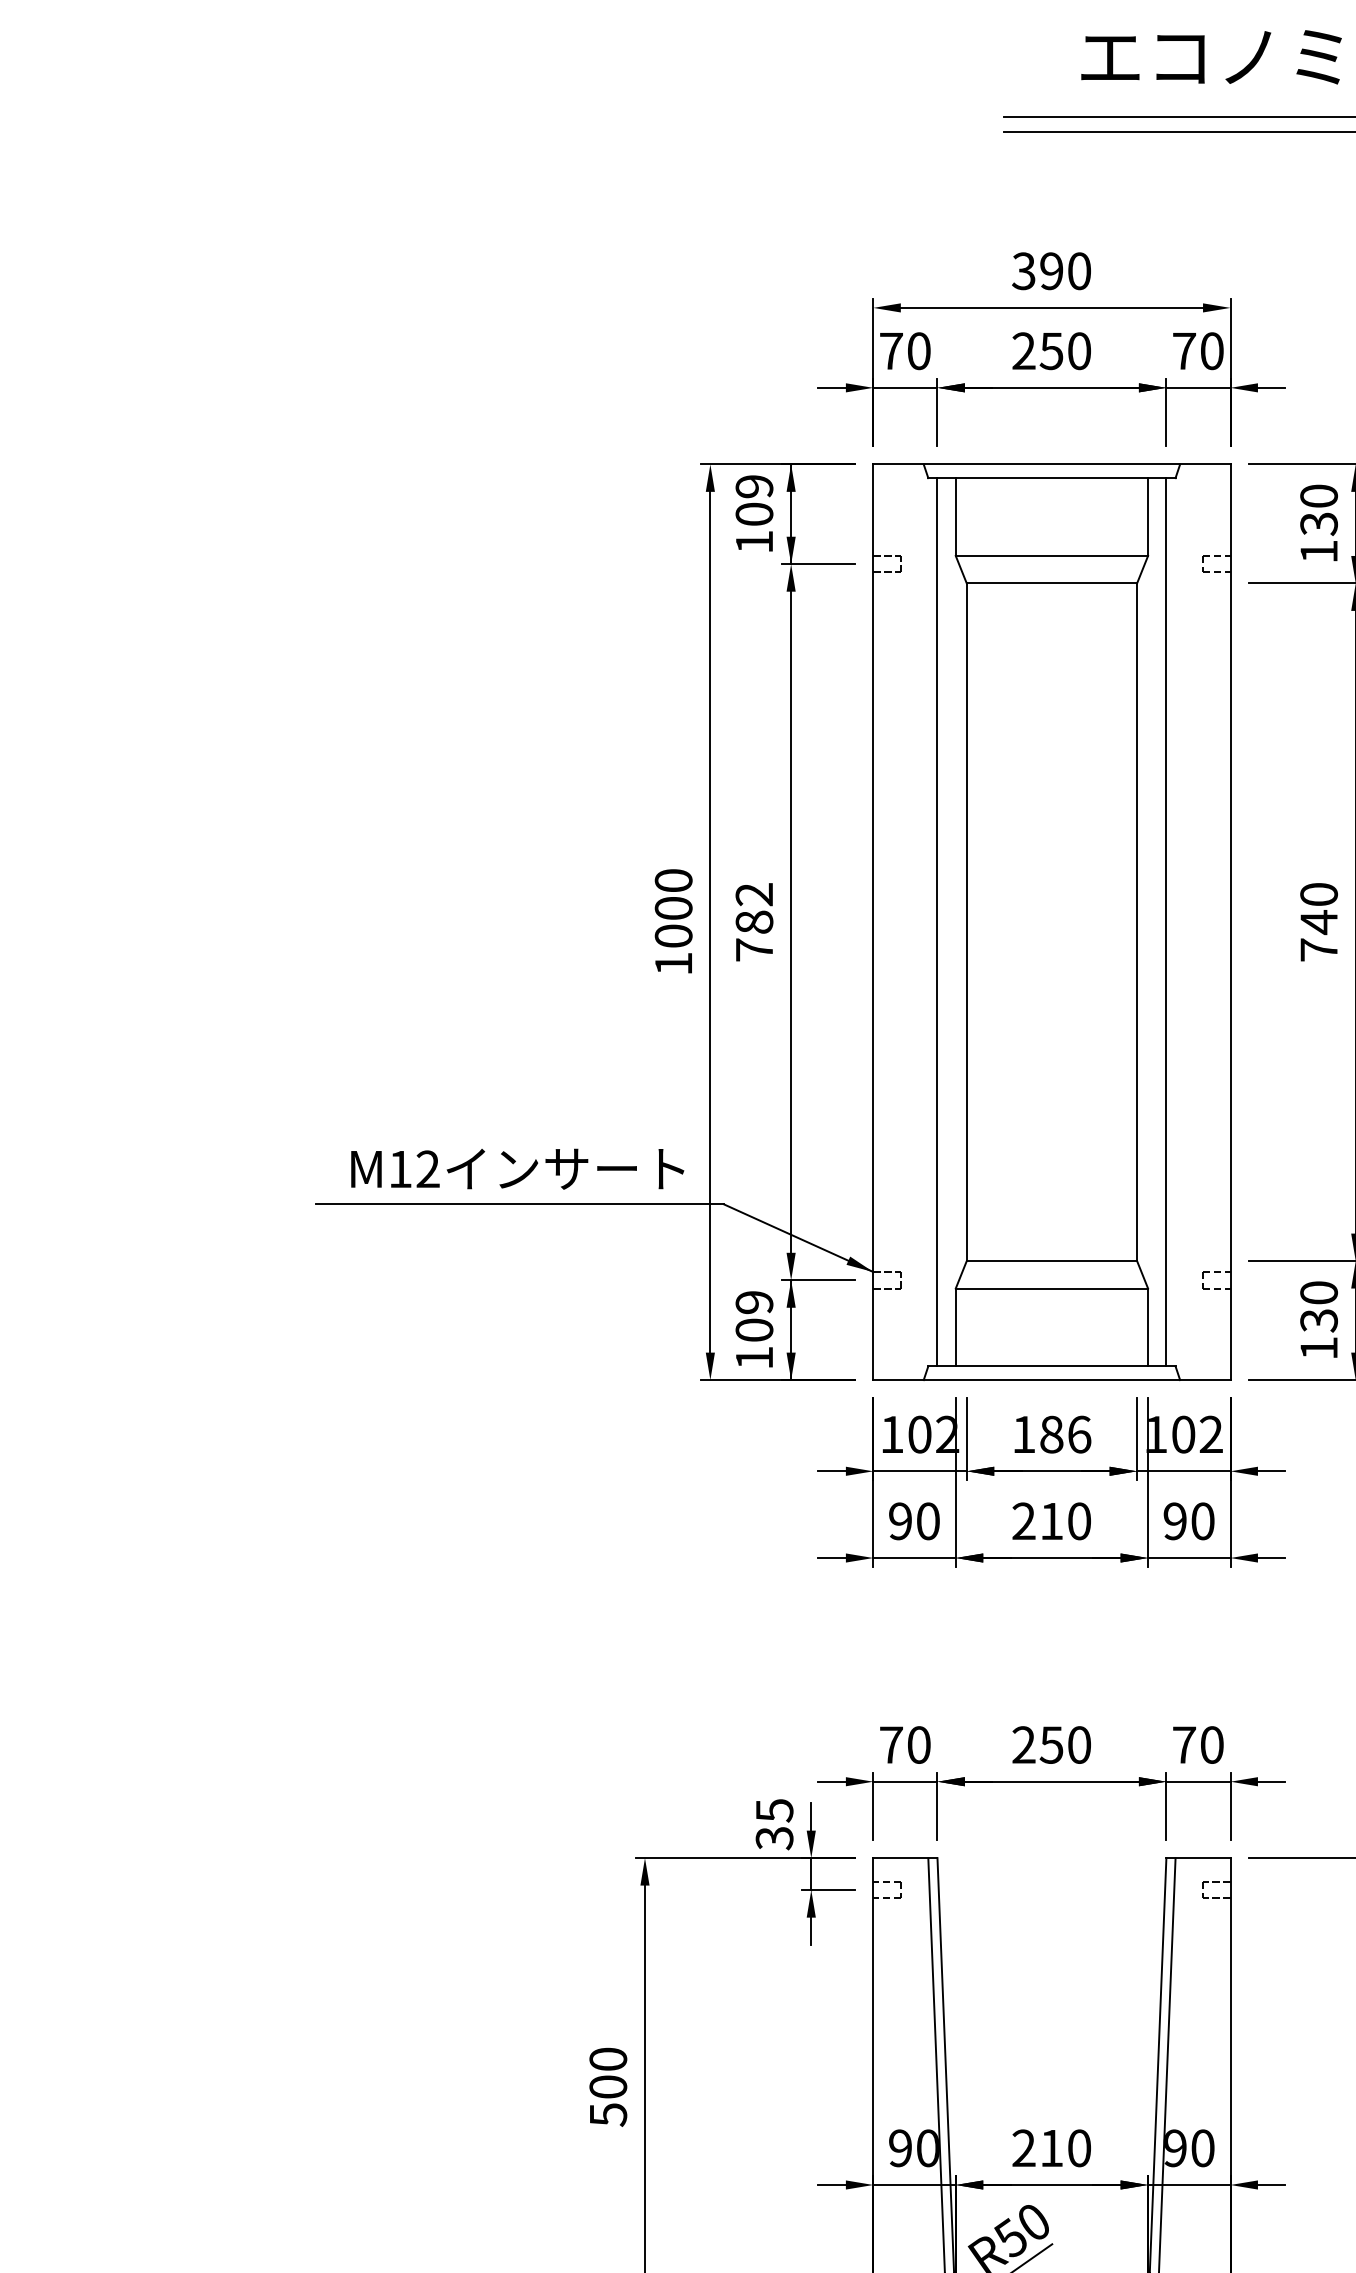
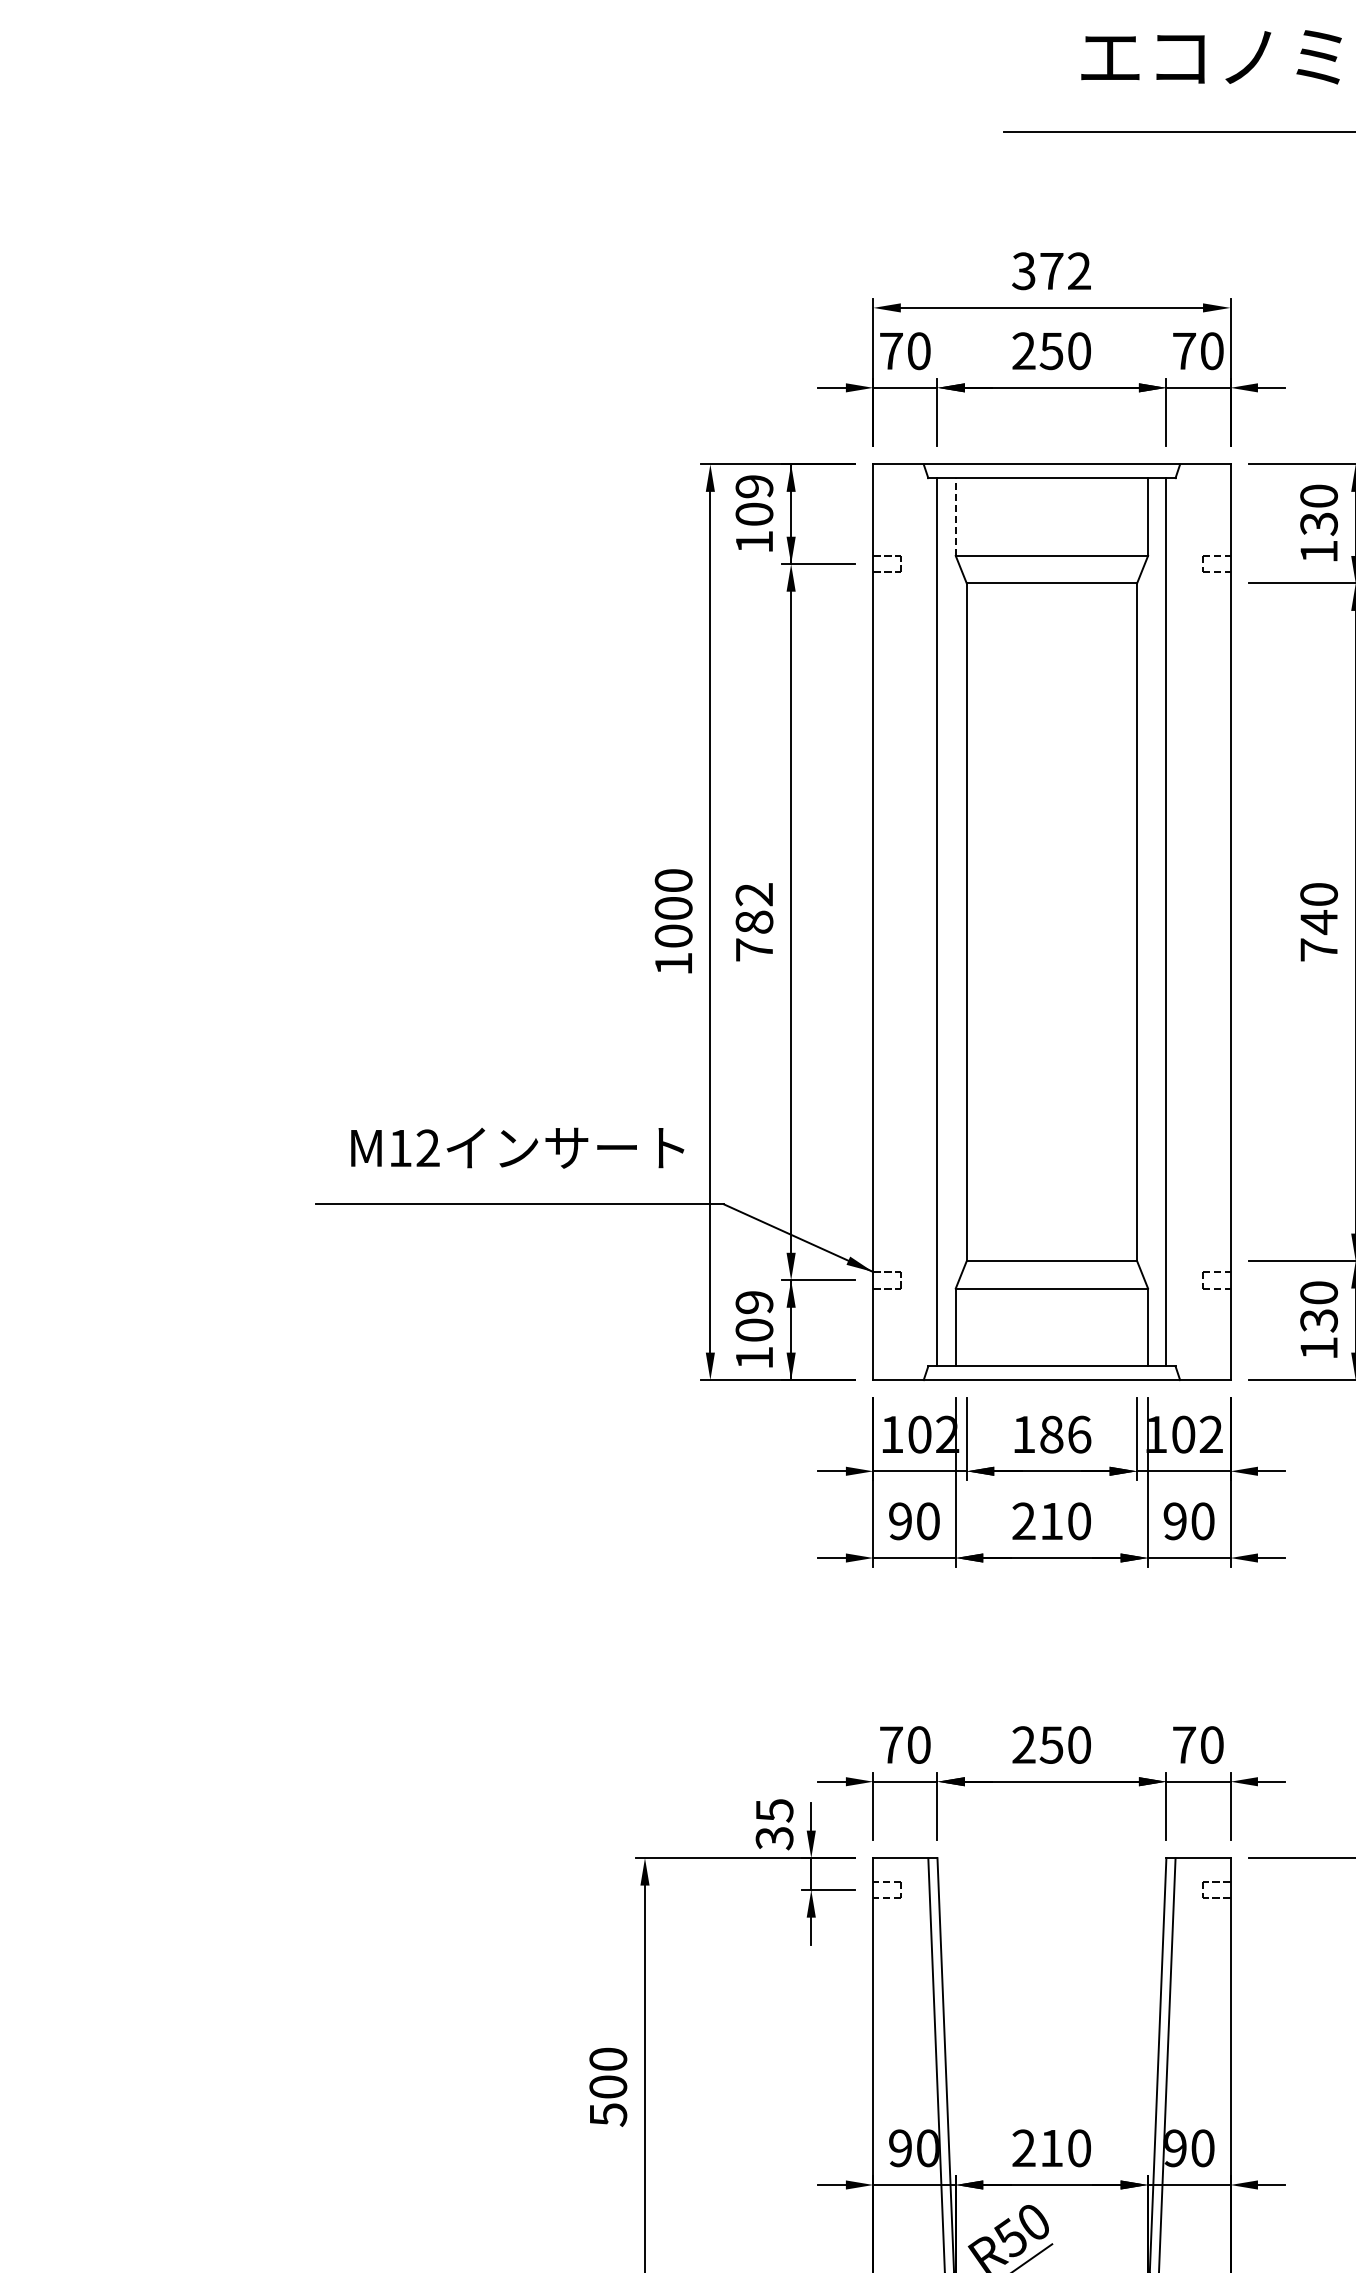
line: present -> none (1178, 117)
text: 390 -> 372 (1065, 271)
line: solid -> dashed (955, 517)
text position: (517, 1168) -> (517, 1147) (517, 1147)
